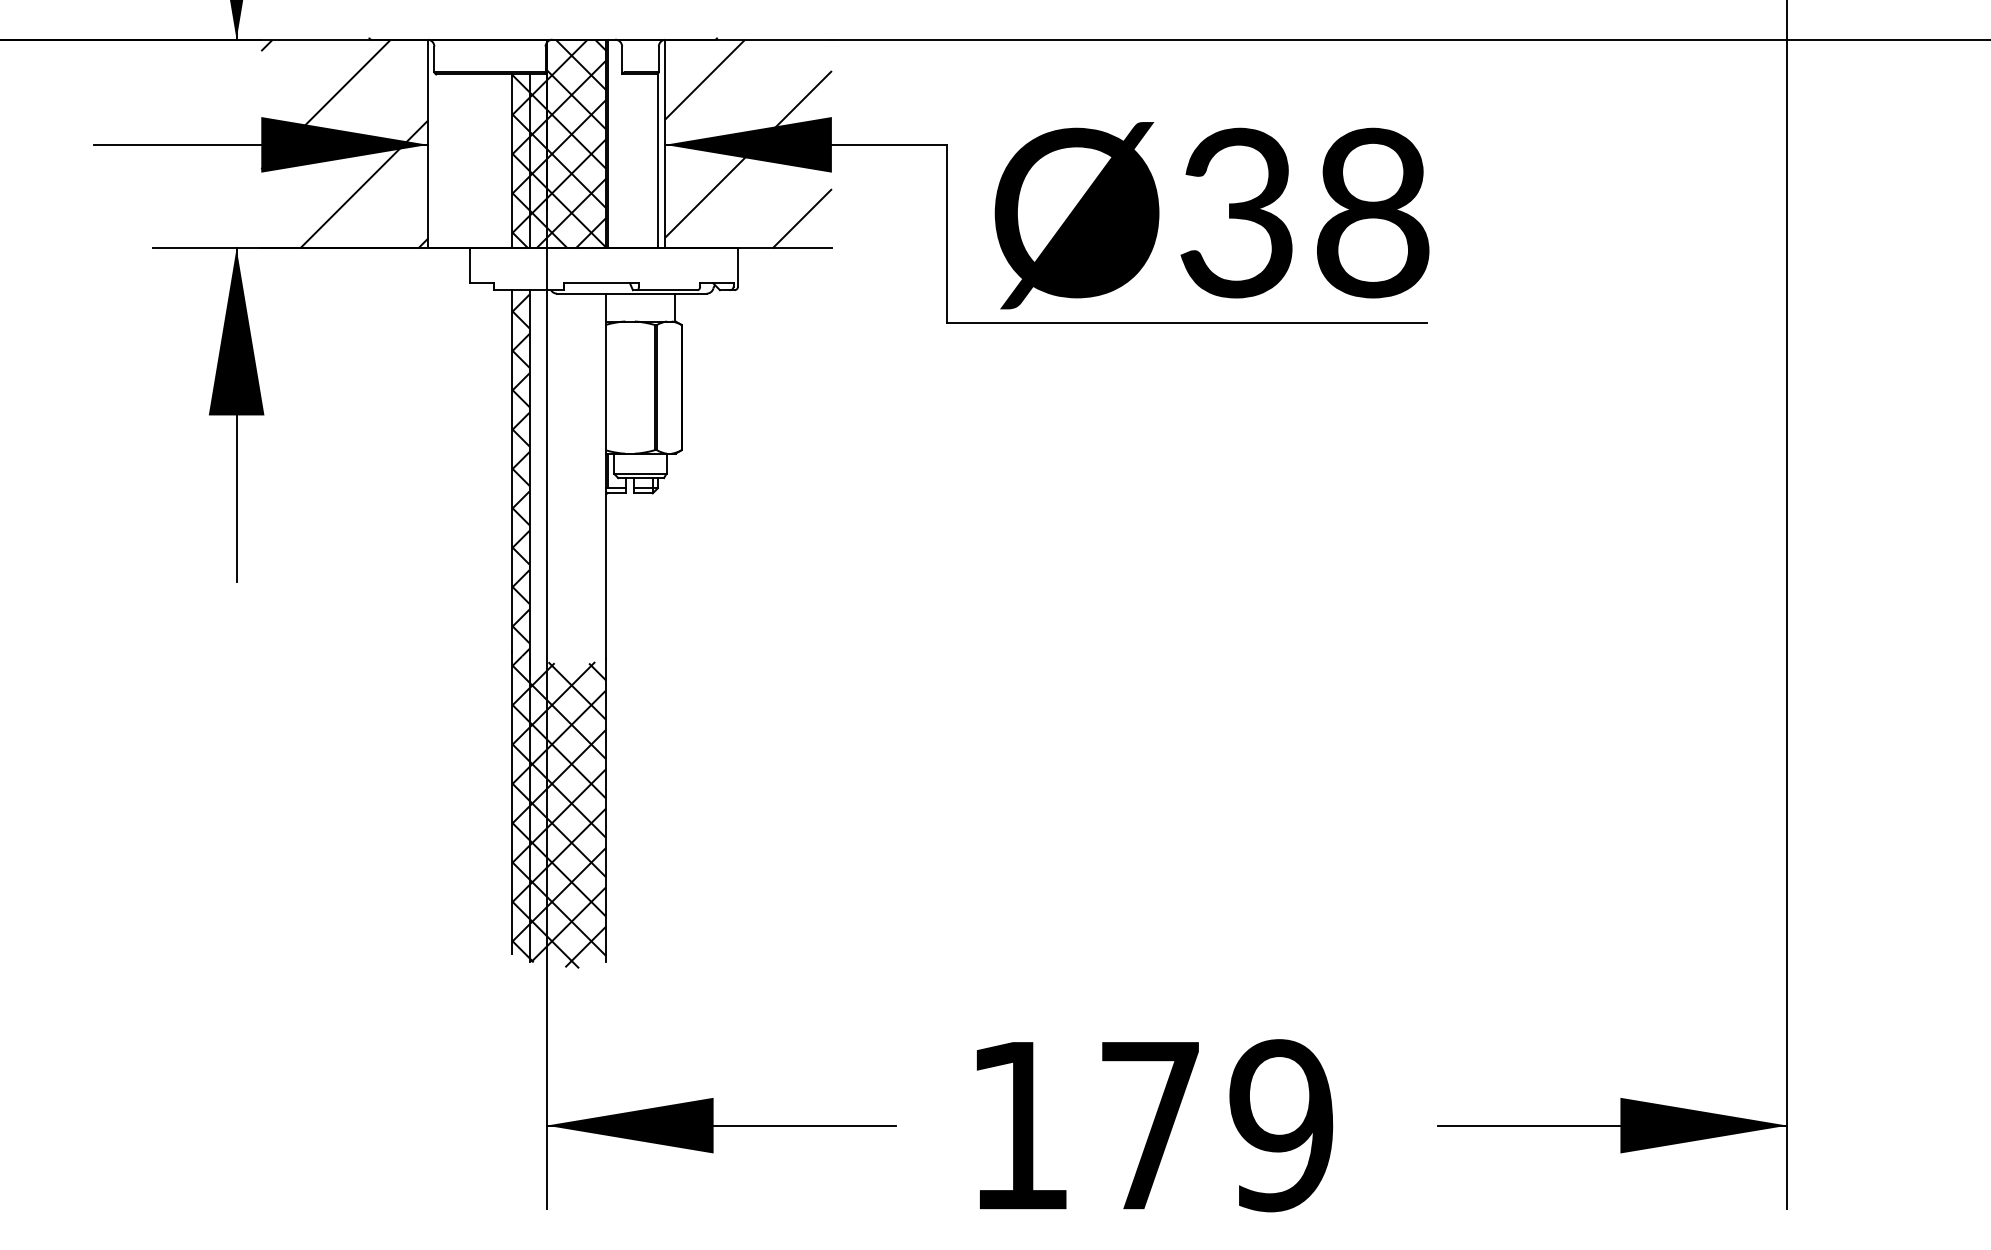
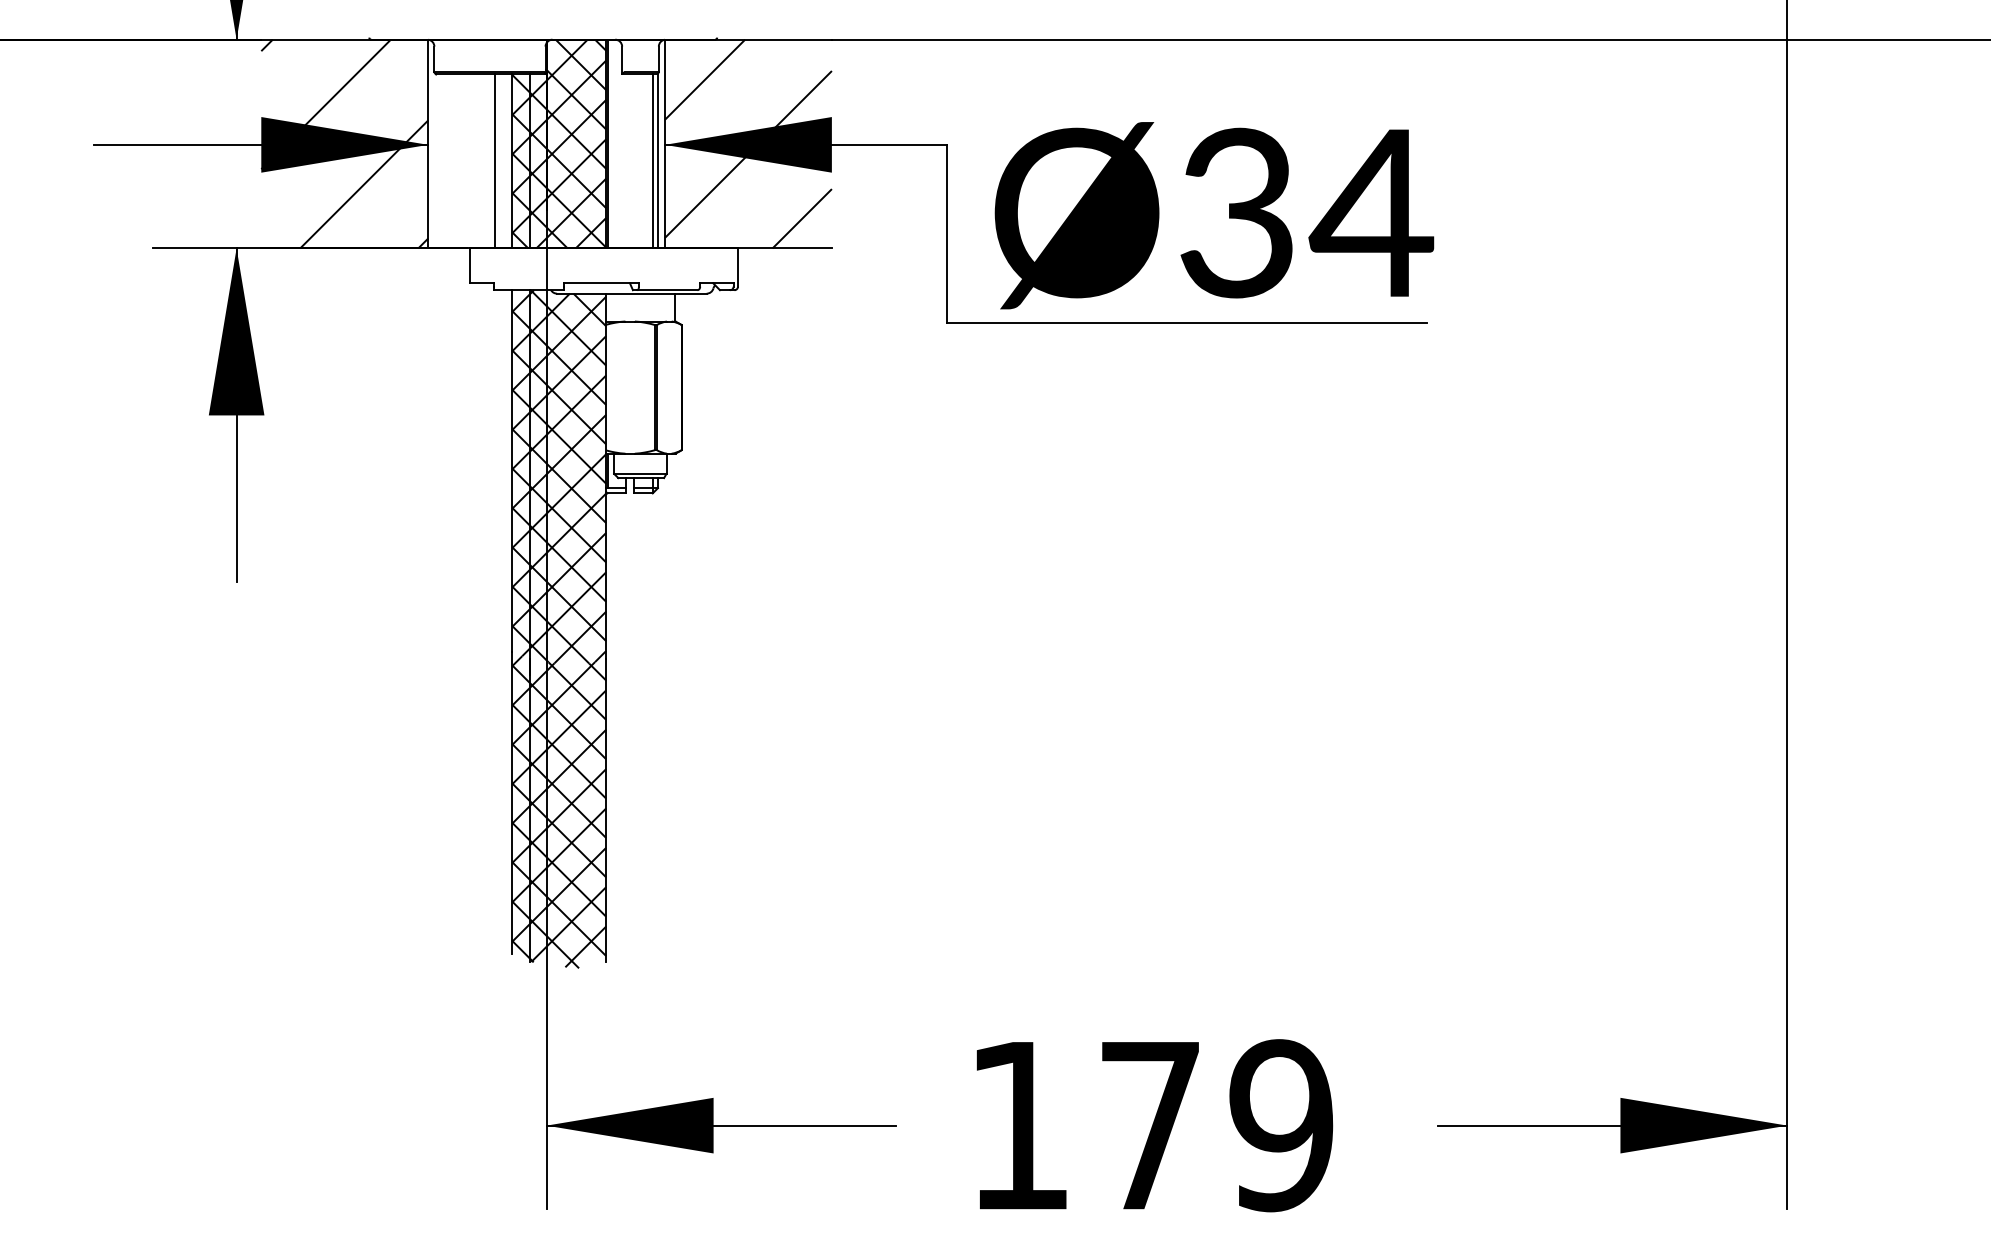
line: none -> present (495, 161)
line: none -> present (652, 161)
text: Ø38 -> Ø34 (1371, 212)
hatch: none -> present (567, 476)
